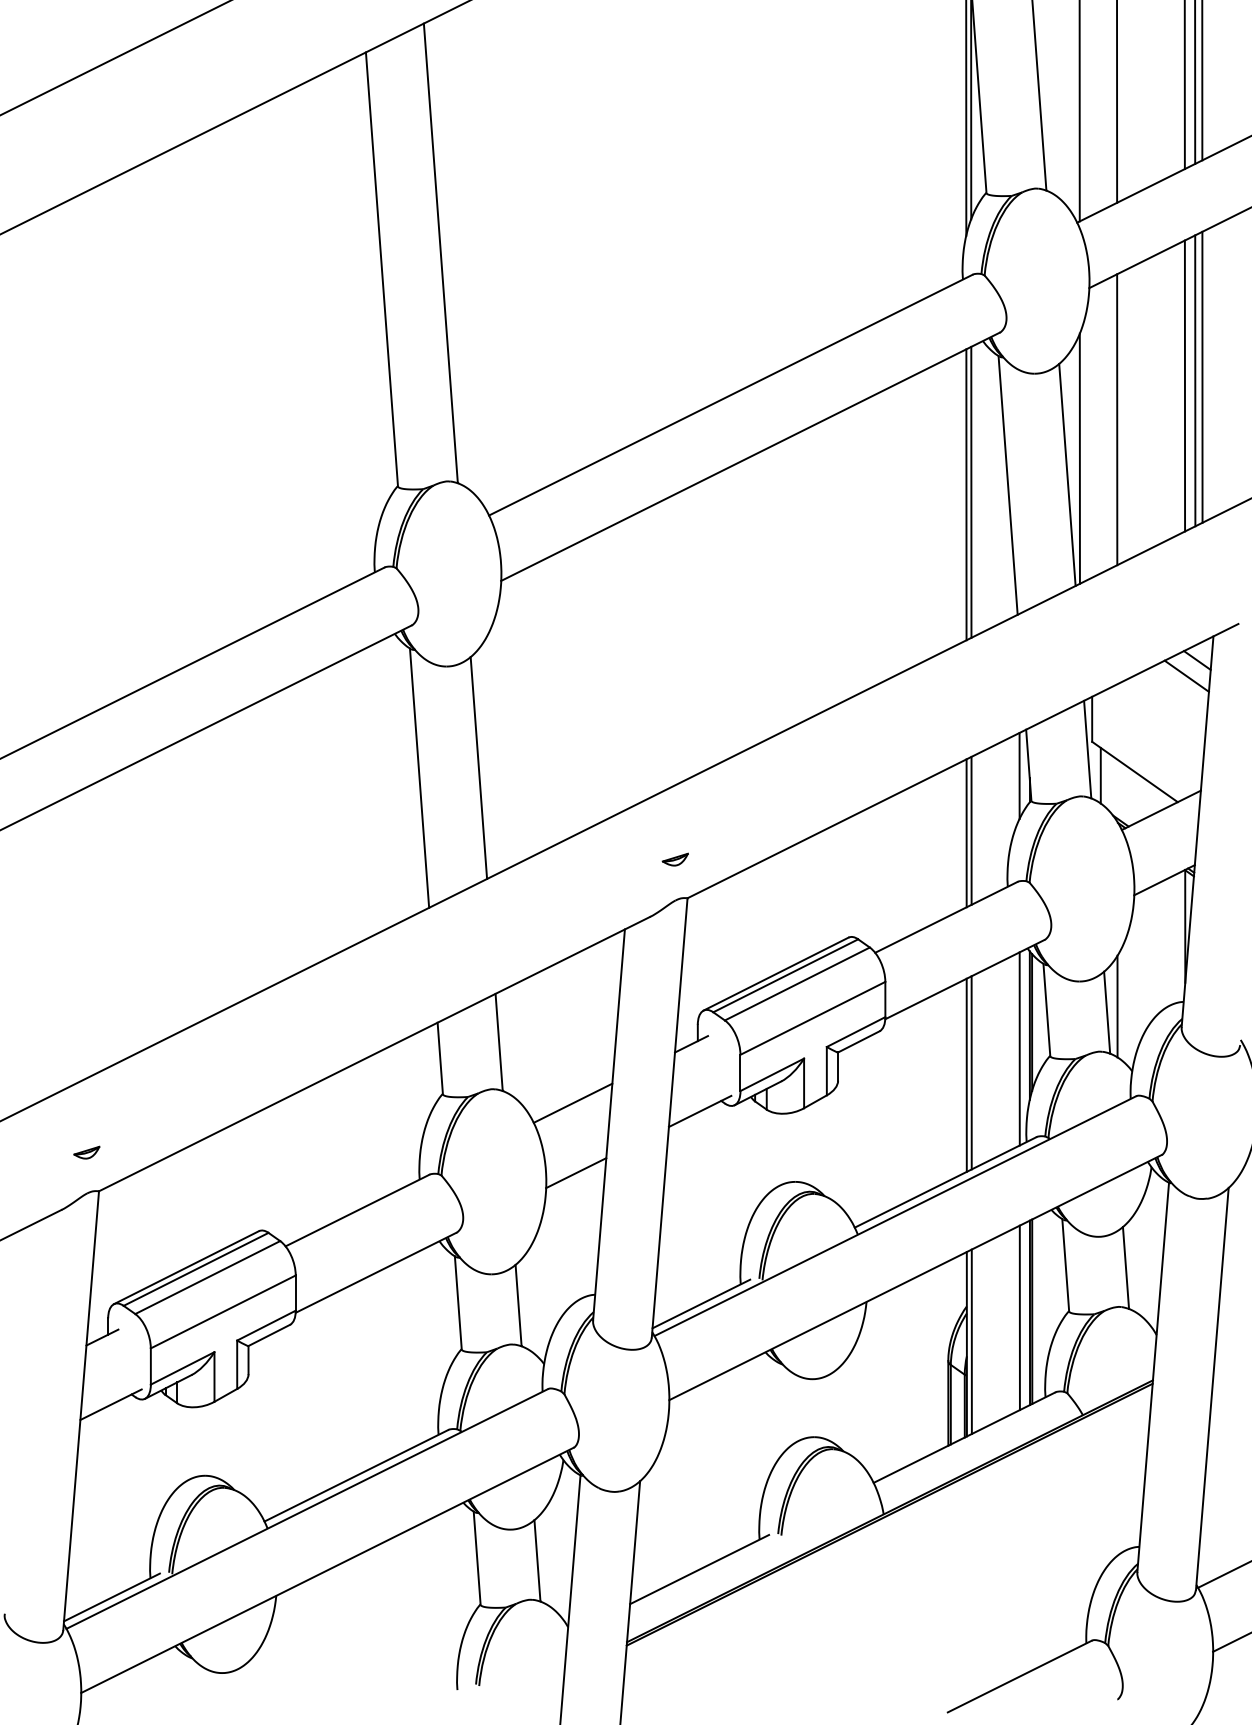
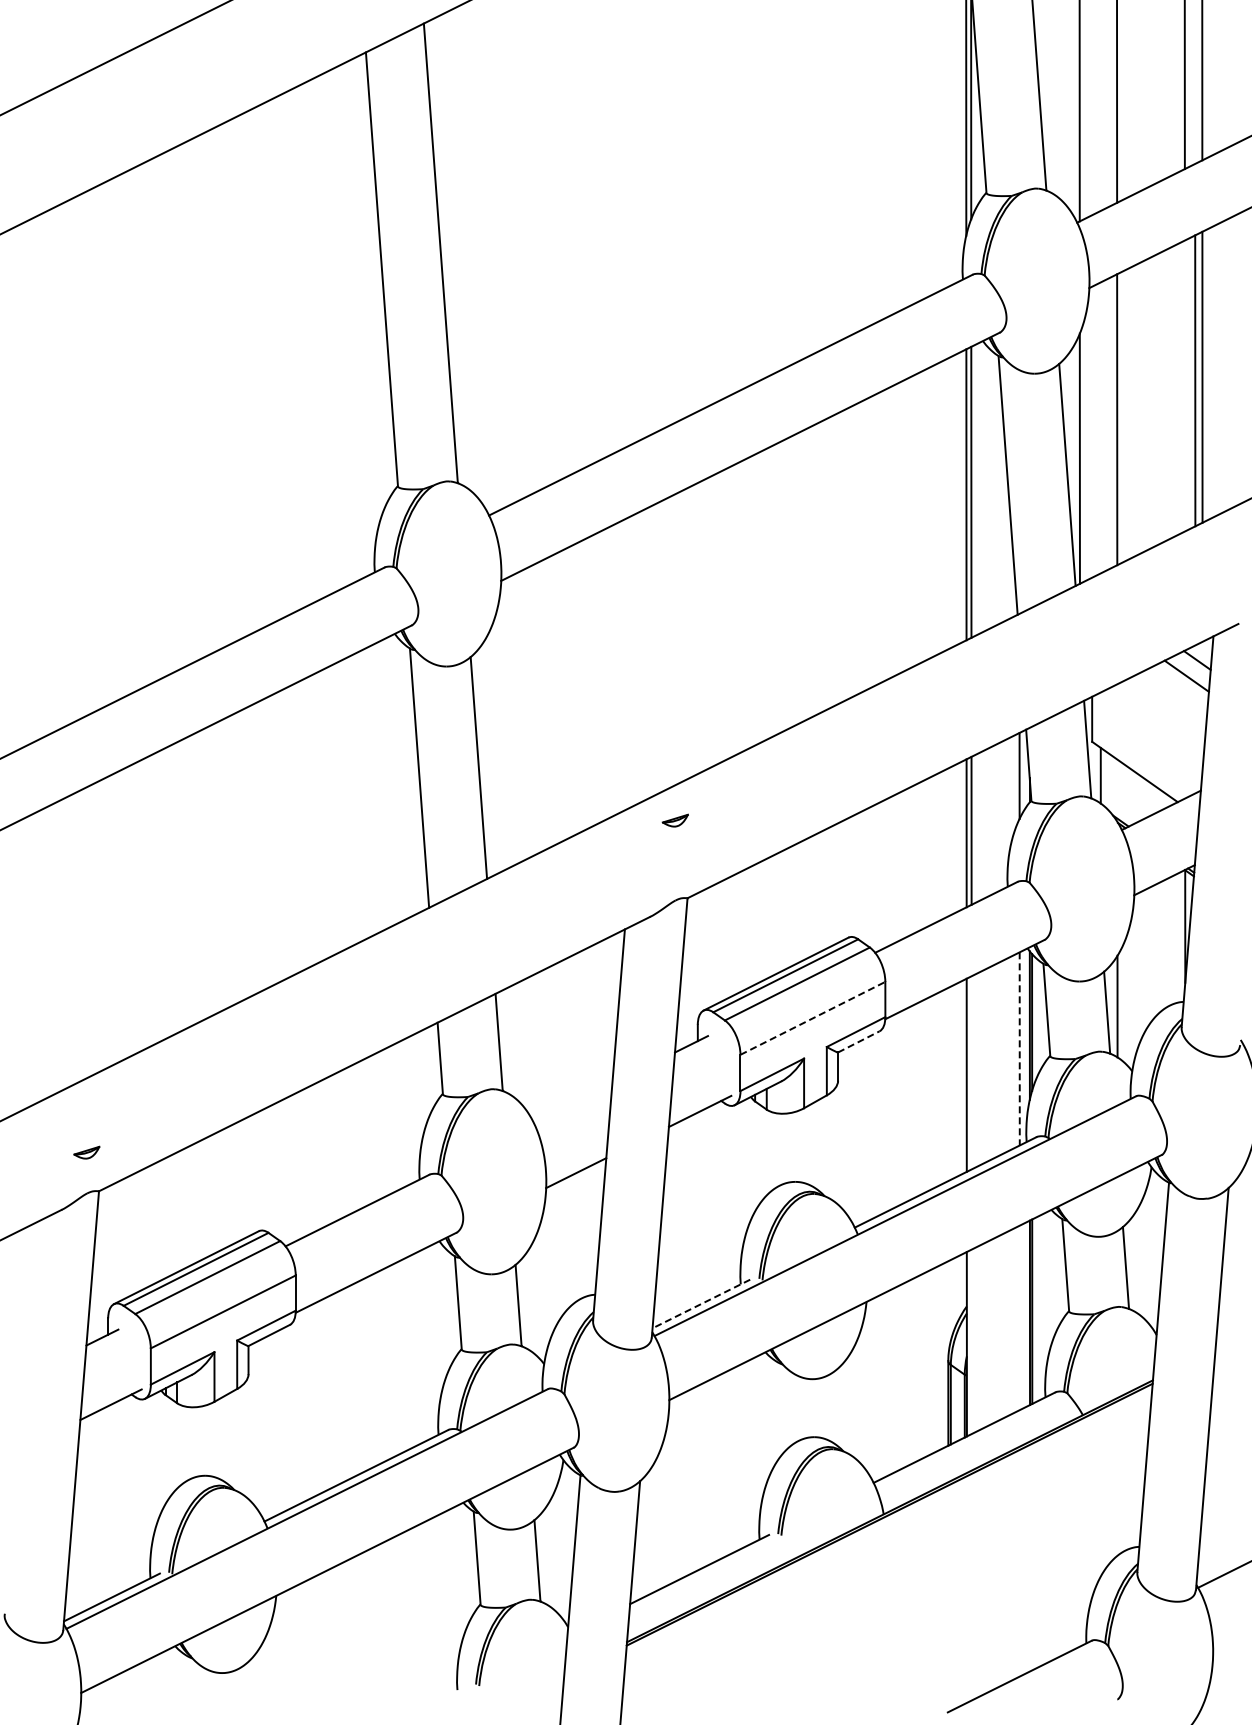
line: present -> none (1195, 82)
line: present -> none (1184, 385)
part position: (674, 859) -> (674, 820) (674, 820)
line: solid -> dashed (813, 1018)
line: solid -> dashed (859, 1041)
line: solid -> dashed (1019, 1048)
line: present -> none (971, 1072)
line: present -> none (572, 1102)
line: solid -> dashed (701, 1304)
line: present -> none (1019, 1317)
line: present -> none (971, 1341)
line: present -> none (1230, 1642)
